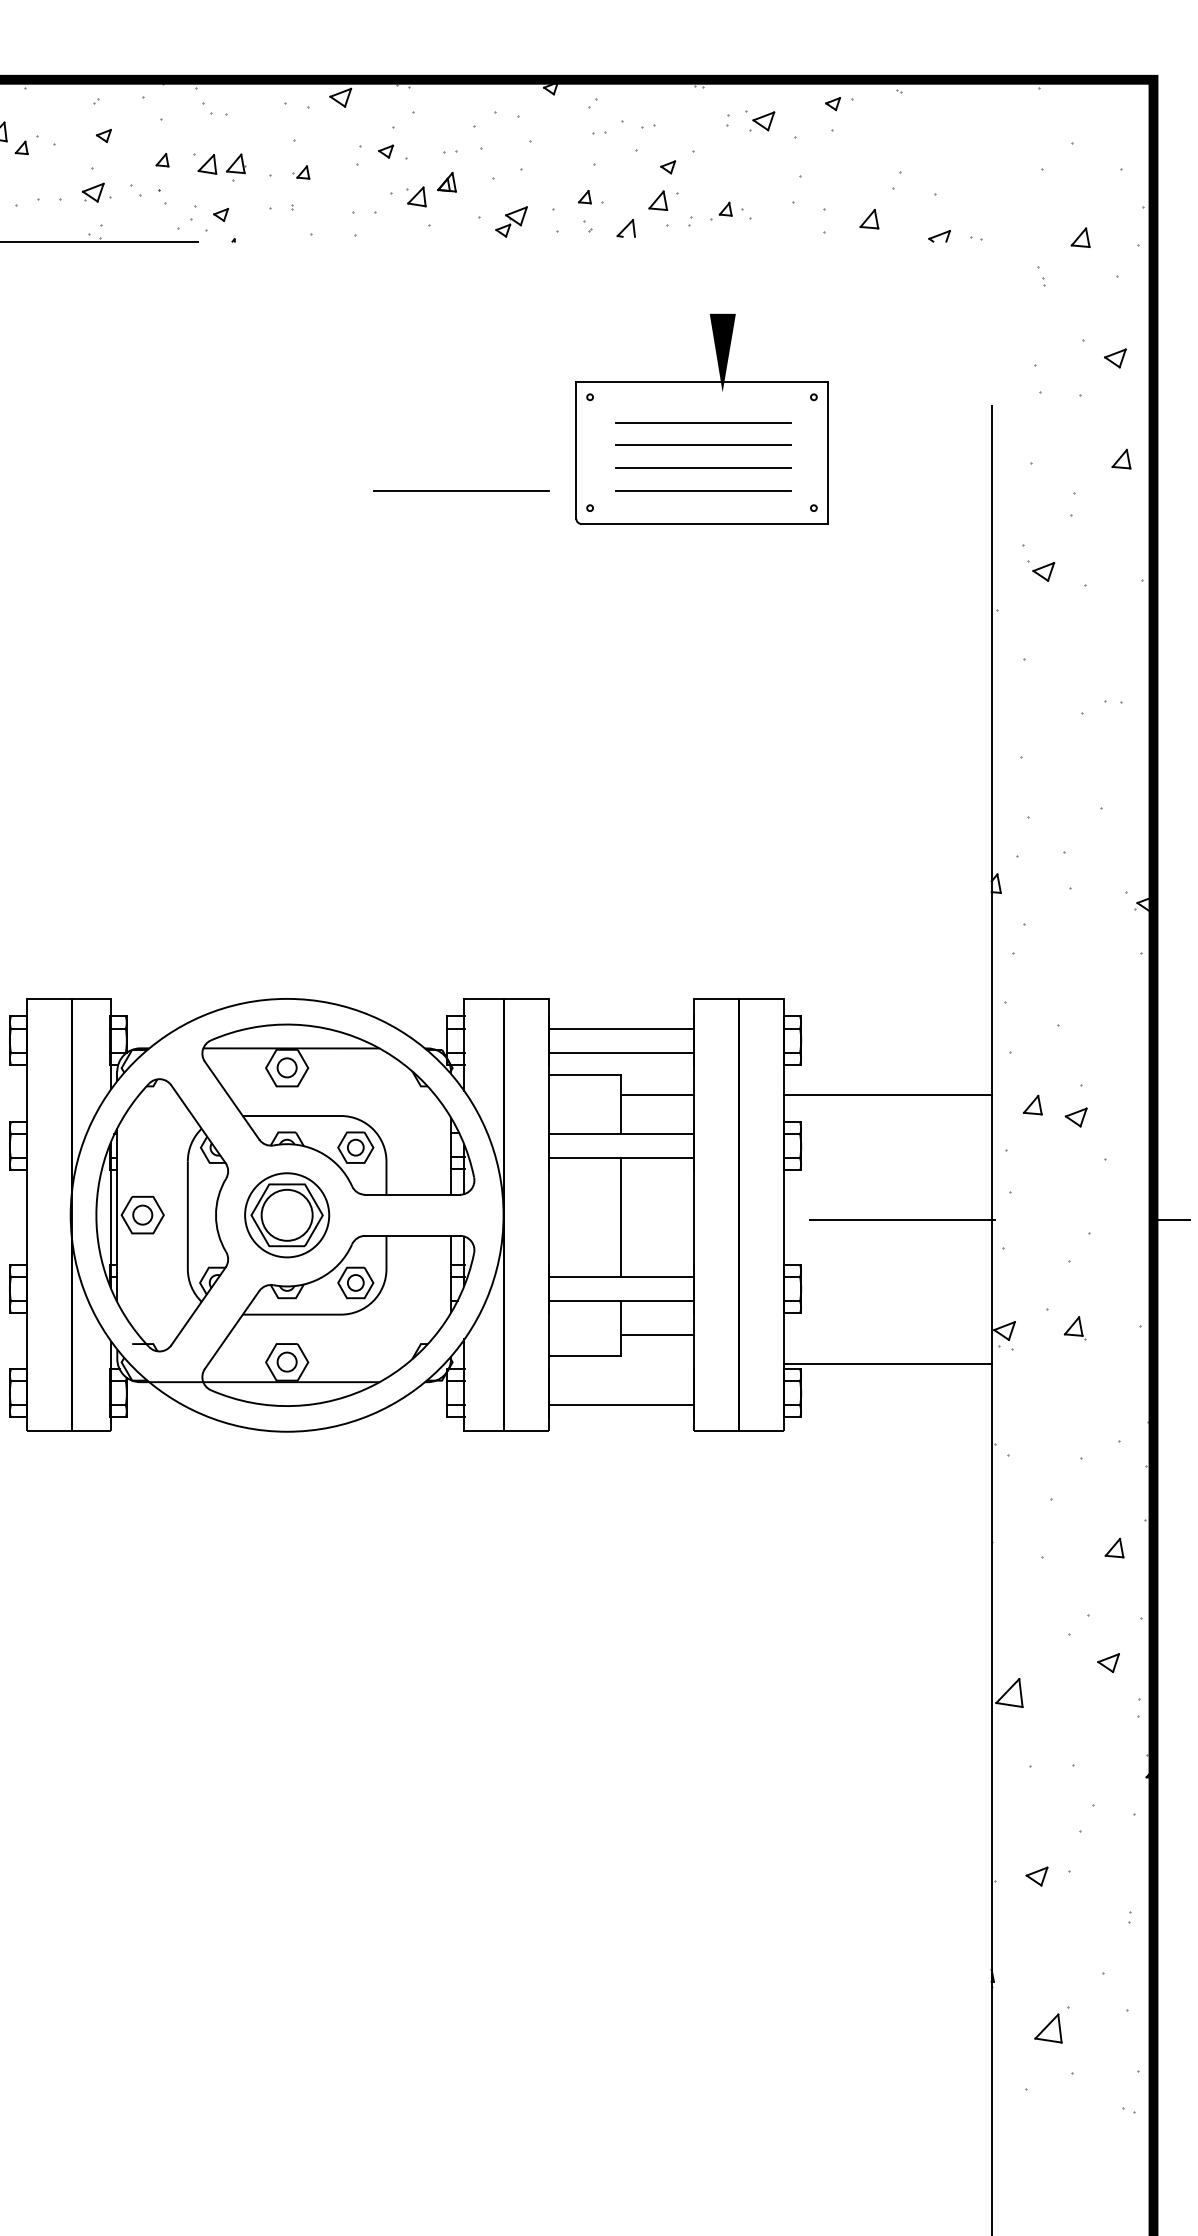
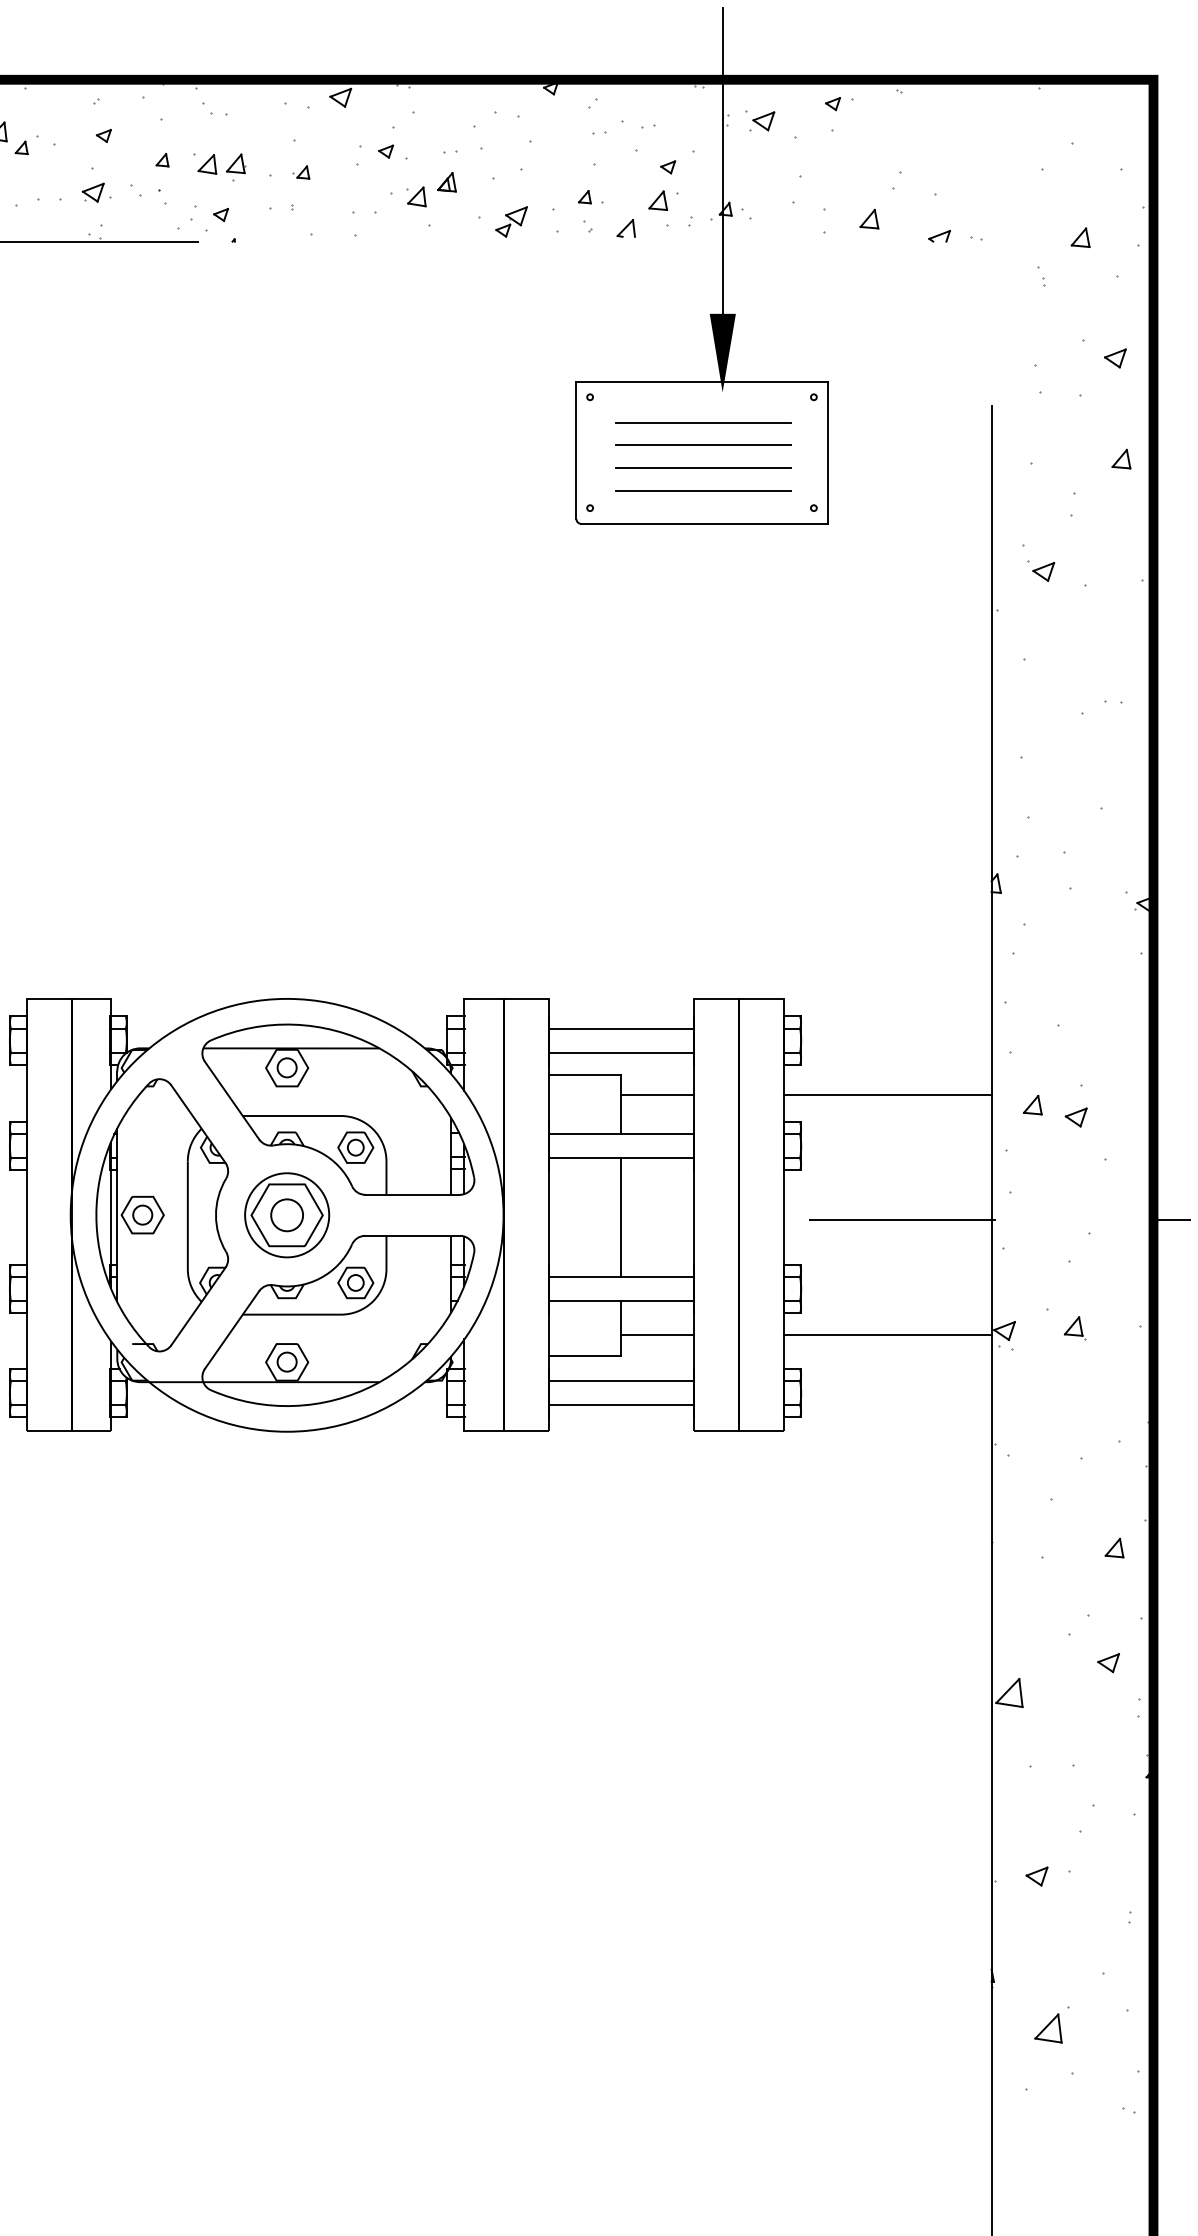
line: none -> present (722, 160)
line: present -> none (461, 490)
circle diameter: 51 px -> 32 px (287, 1215)
line position: (887, 1364) -> (887, 1335) (887, 1335)
line: none -> present (621, 1381)
